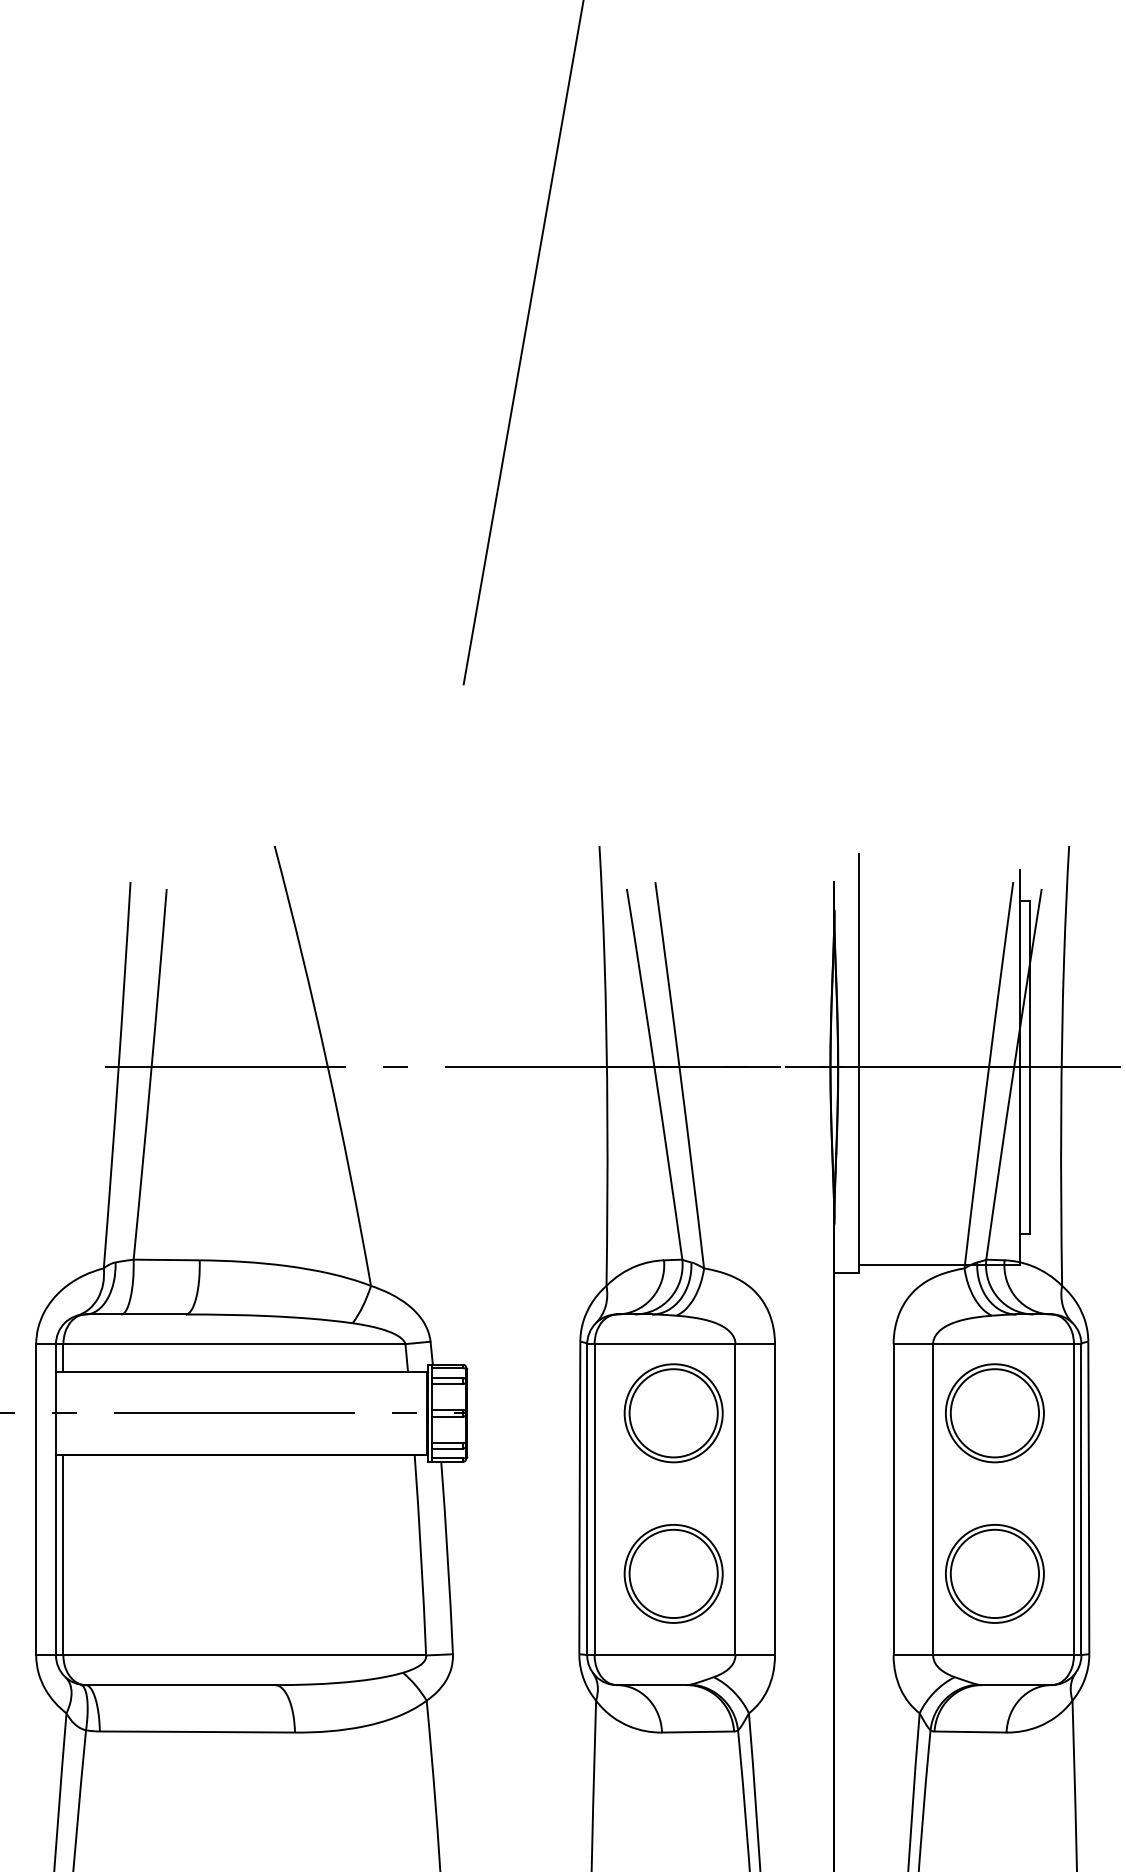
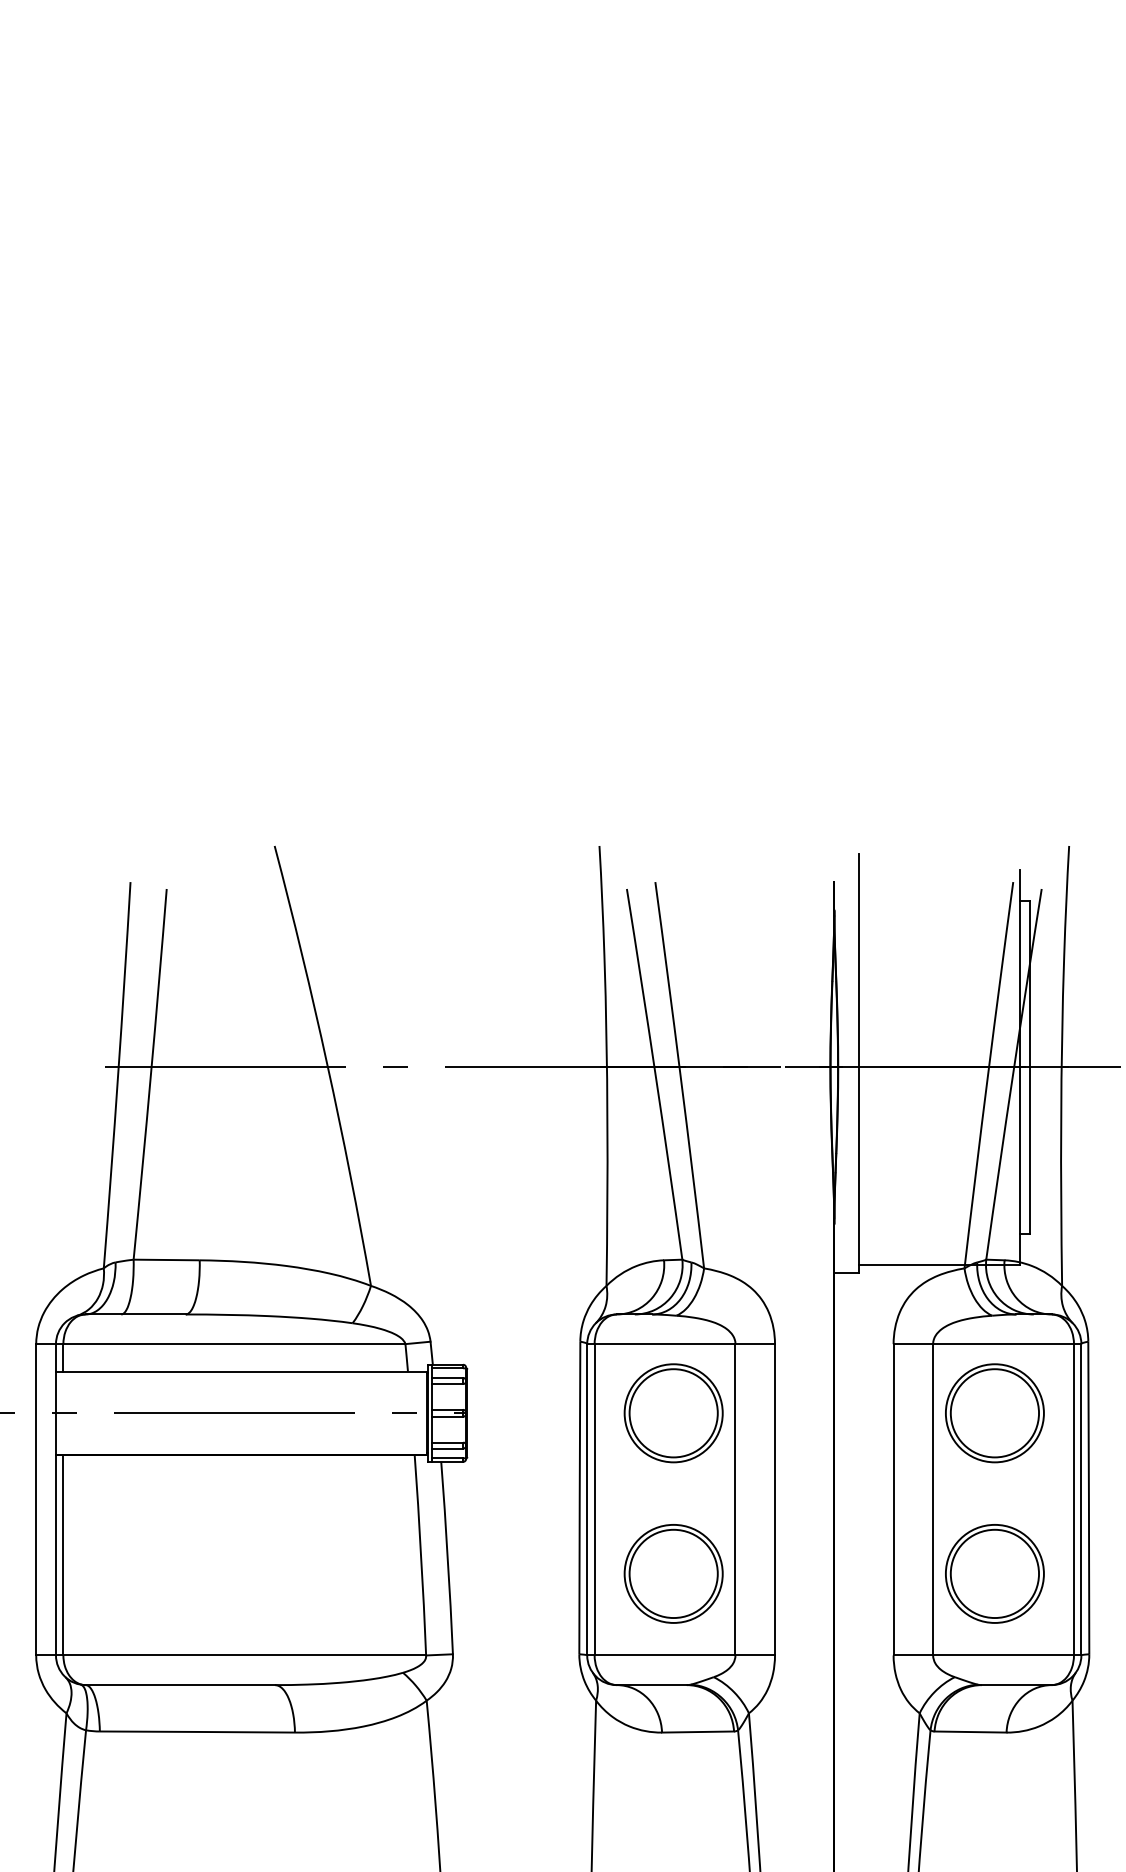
line: present -> none (523, 343)
